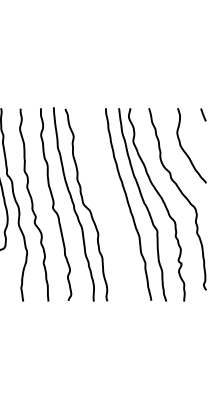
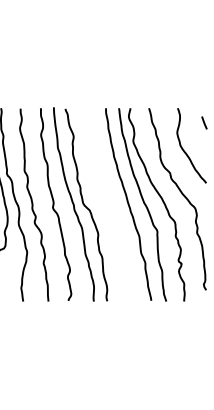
line position: (203, 114) -> (204, 122) (204, 122)
